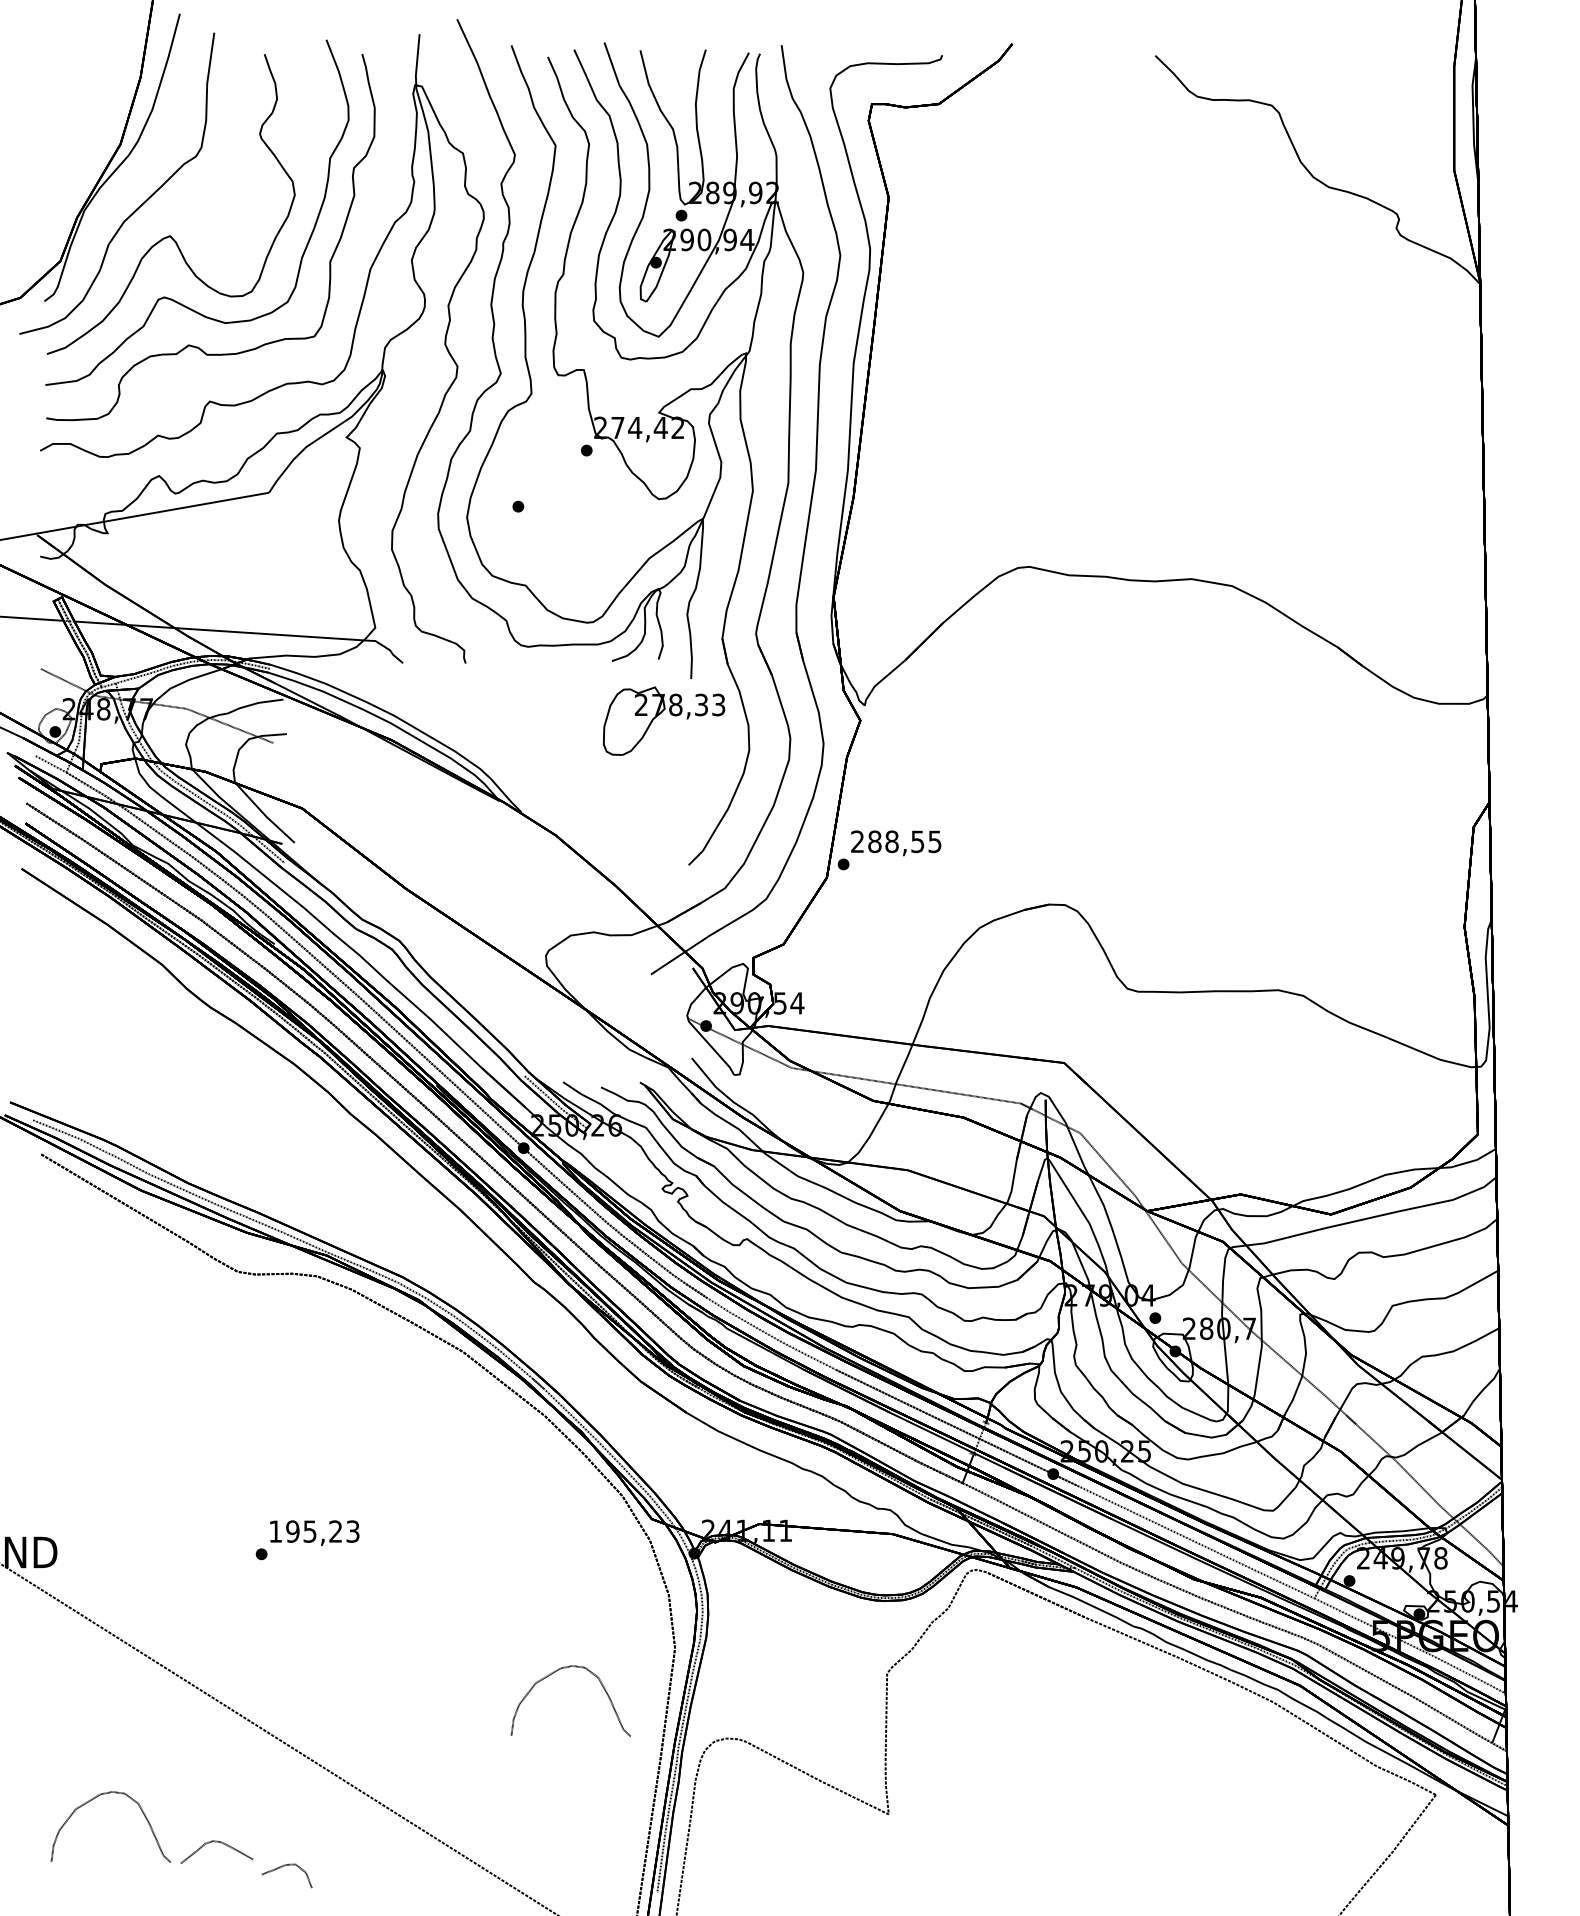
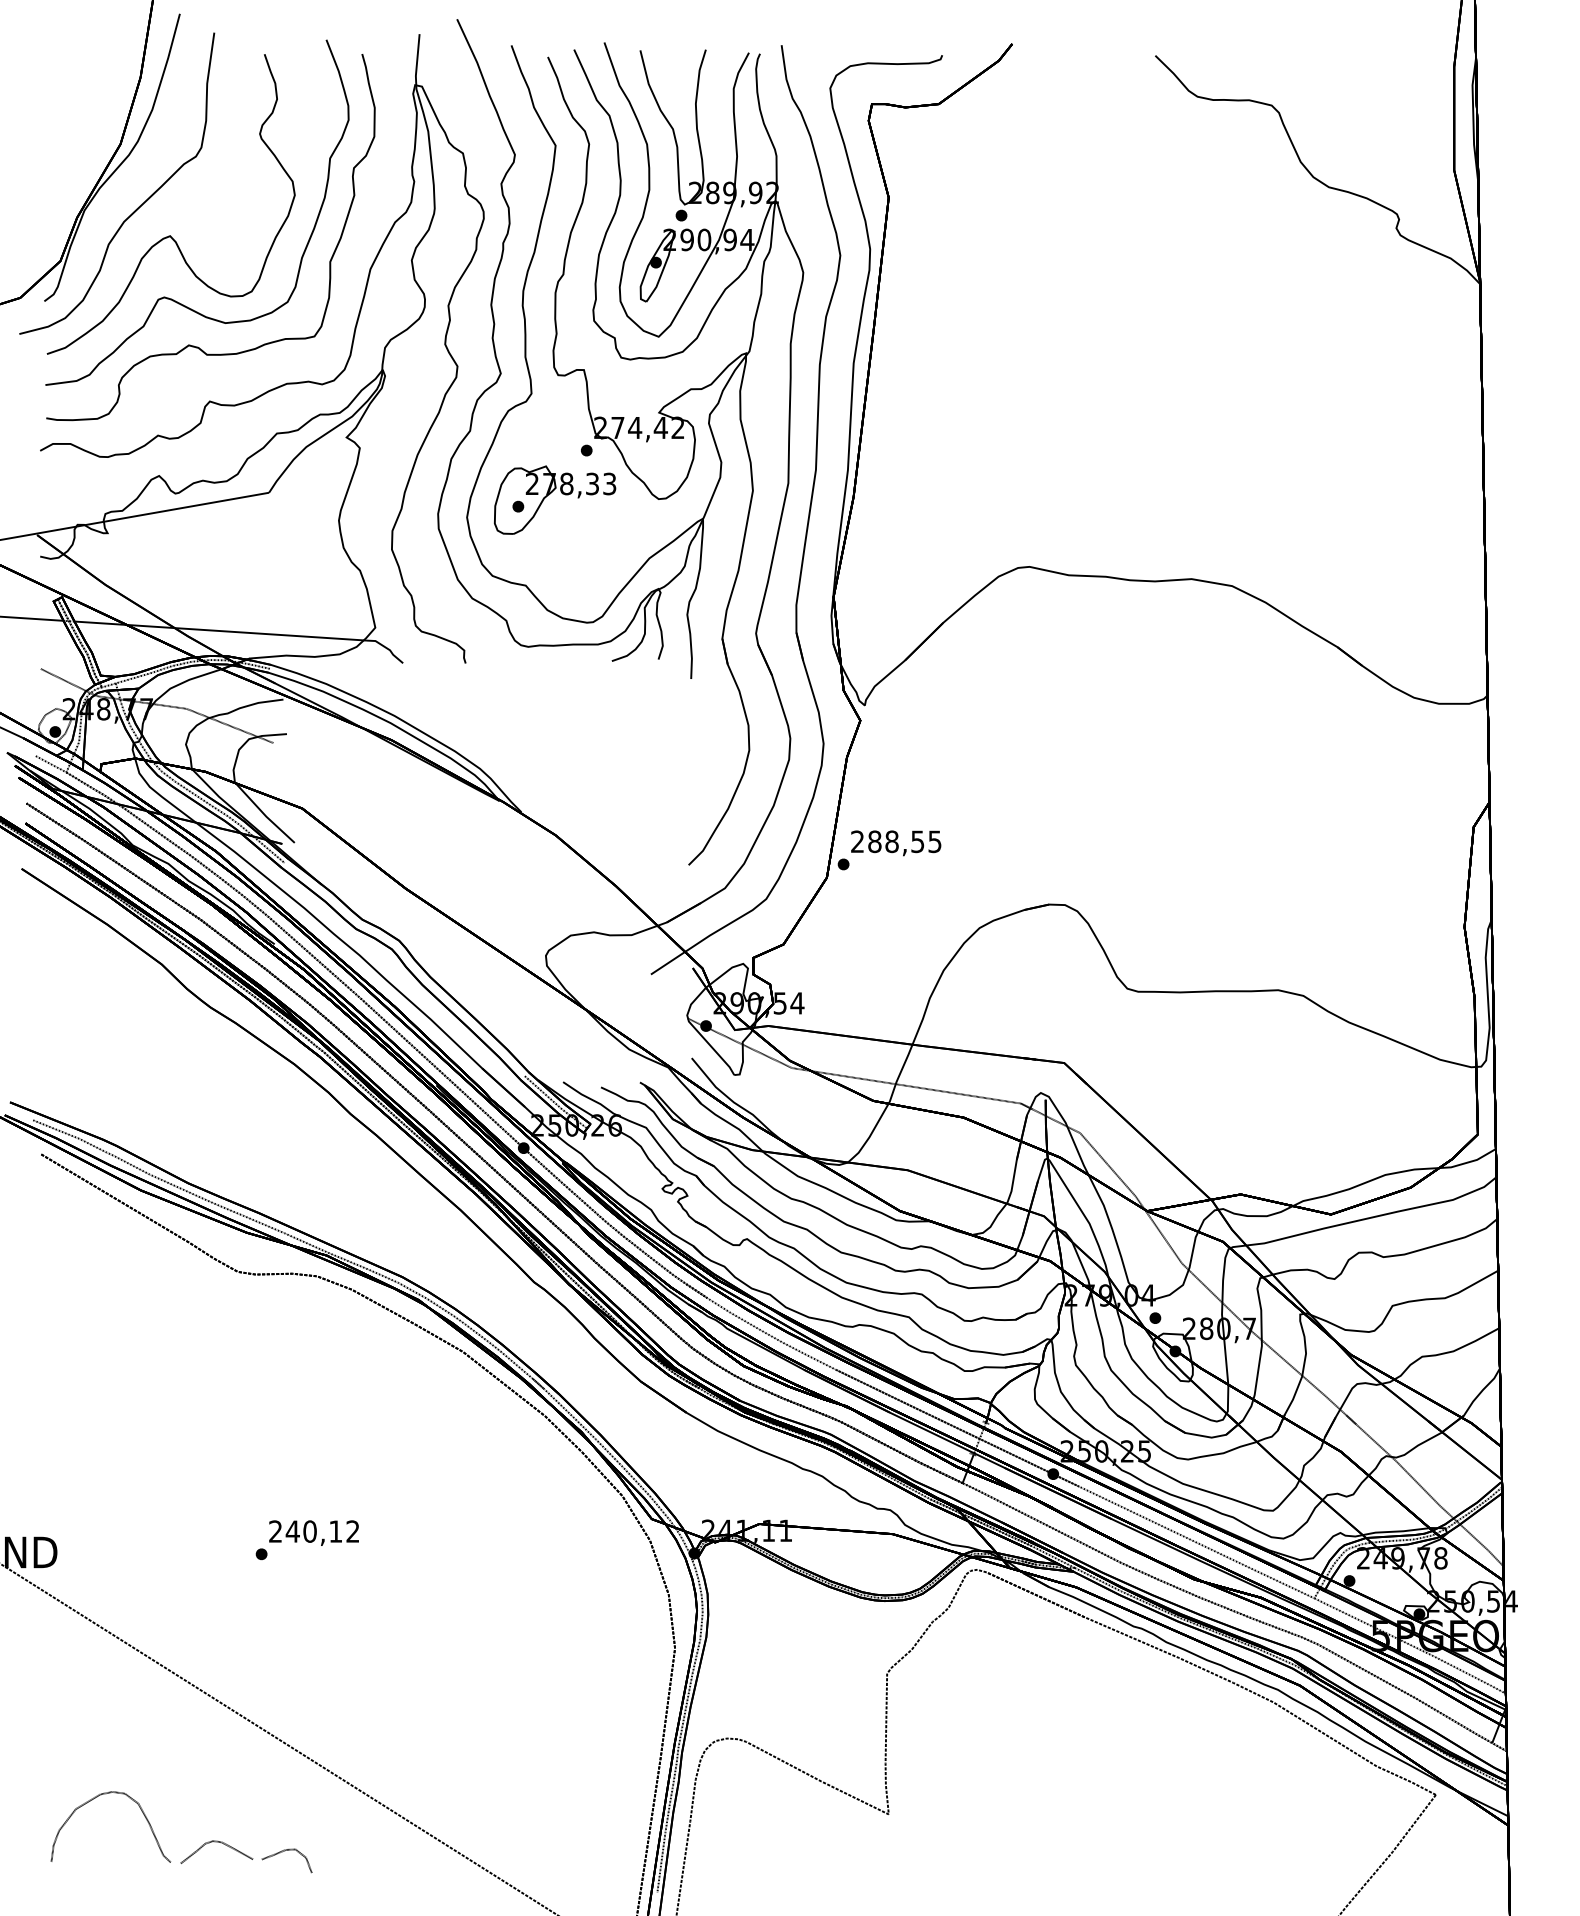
part position: (659, 715) -> (550, 494) (550, 494)
text: 195,23 -> 240,12 (314, 1531)
curve: present -> none (552, 1674)
curve position: (282, 1867) -> (282, 1852) (282, 1852)
